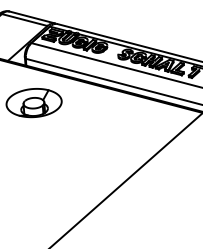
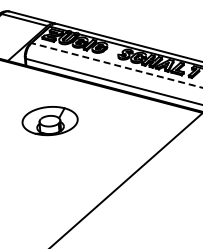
line: solid -> dashed (116, 65)
part position: (33, 103) -> (49, 121) (49, 121)
